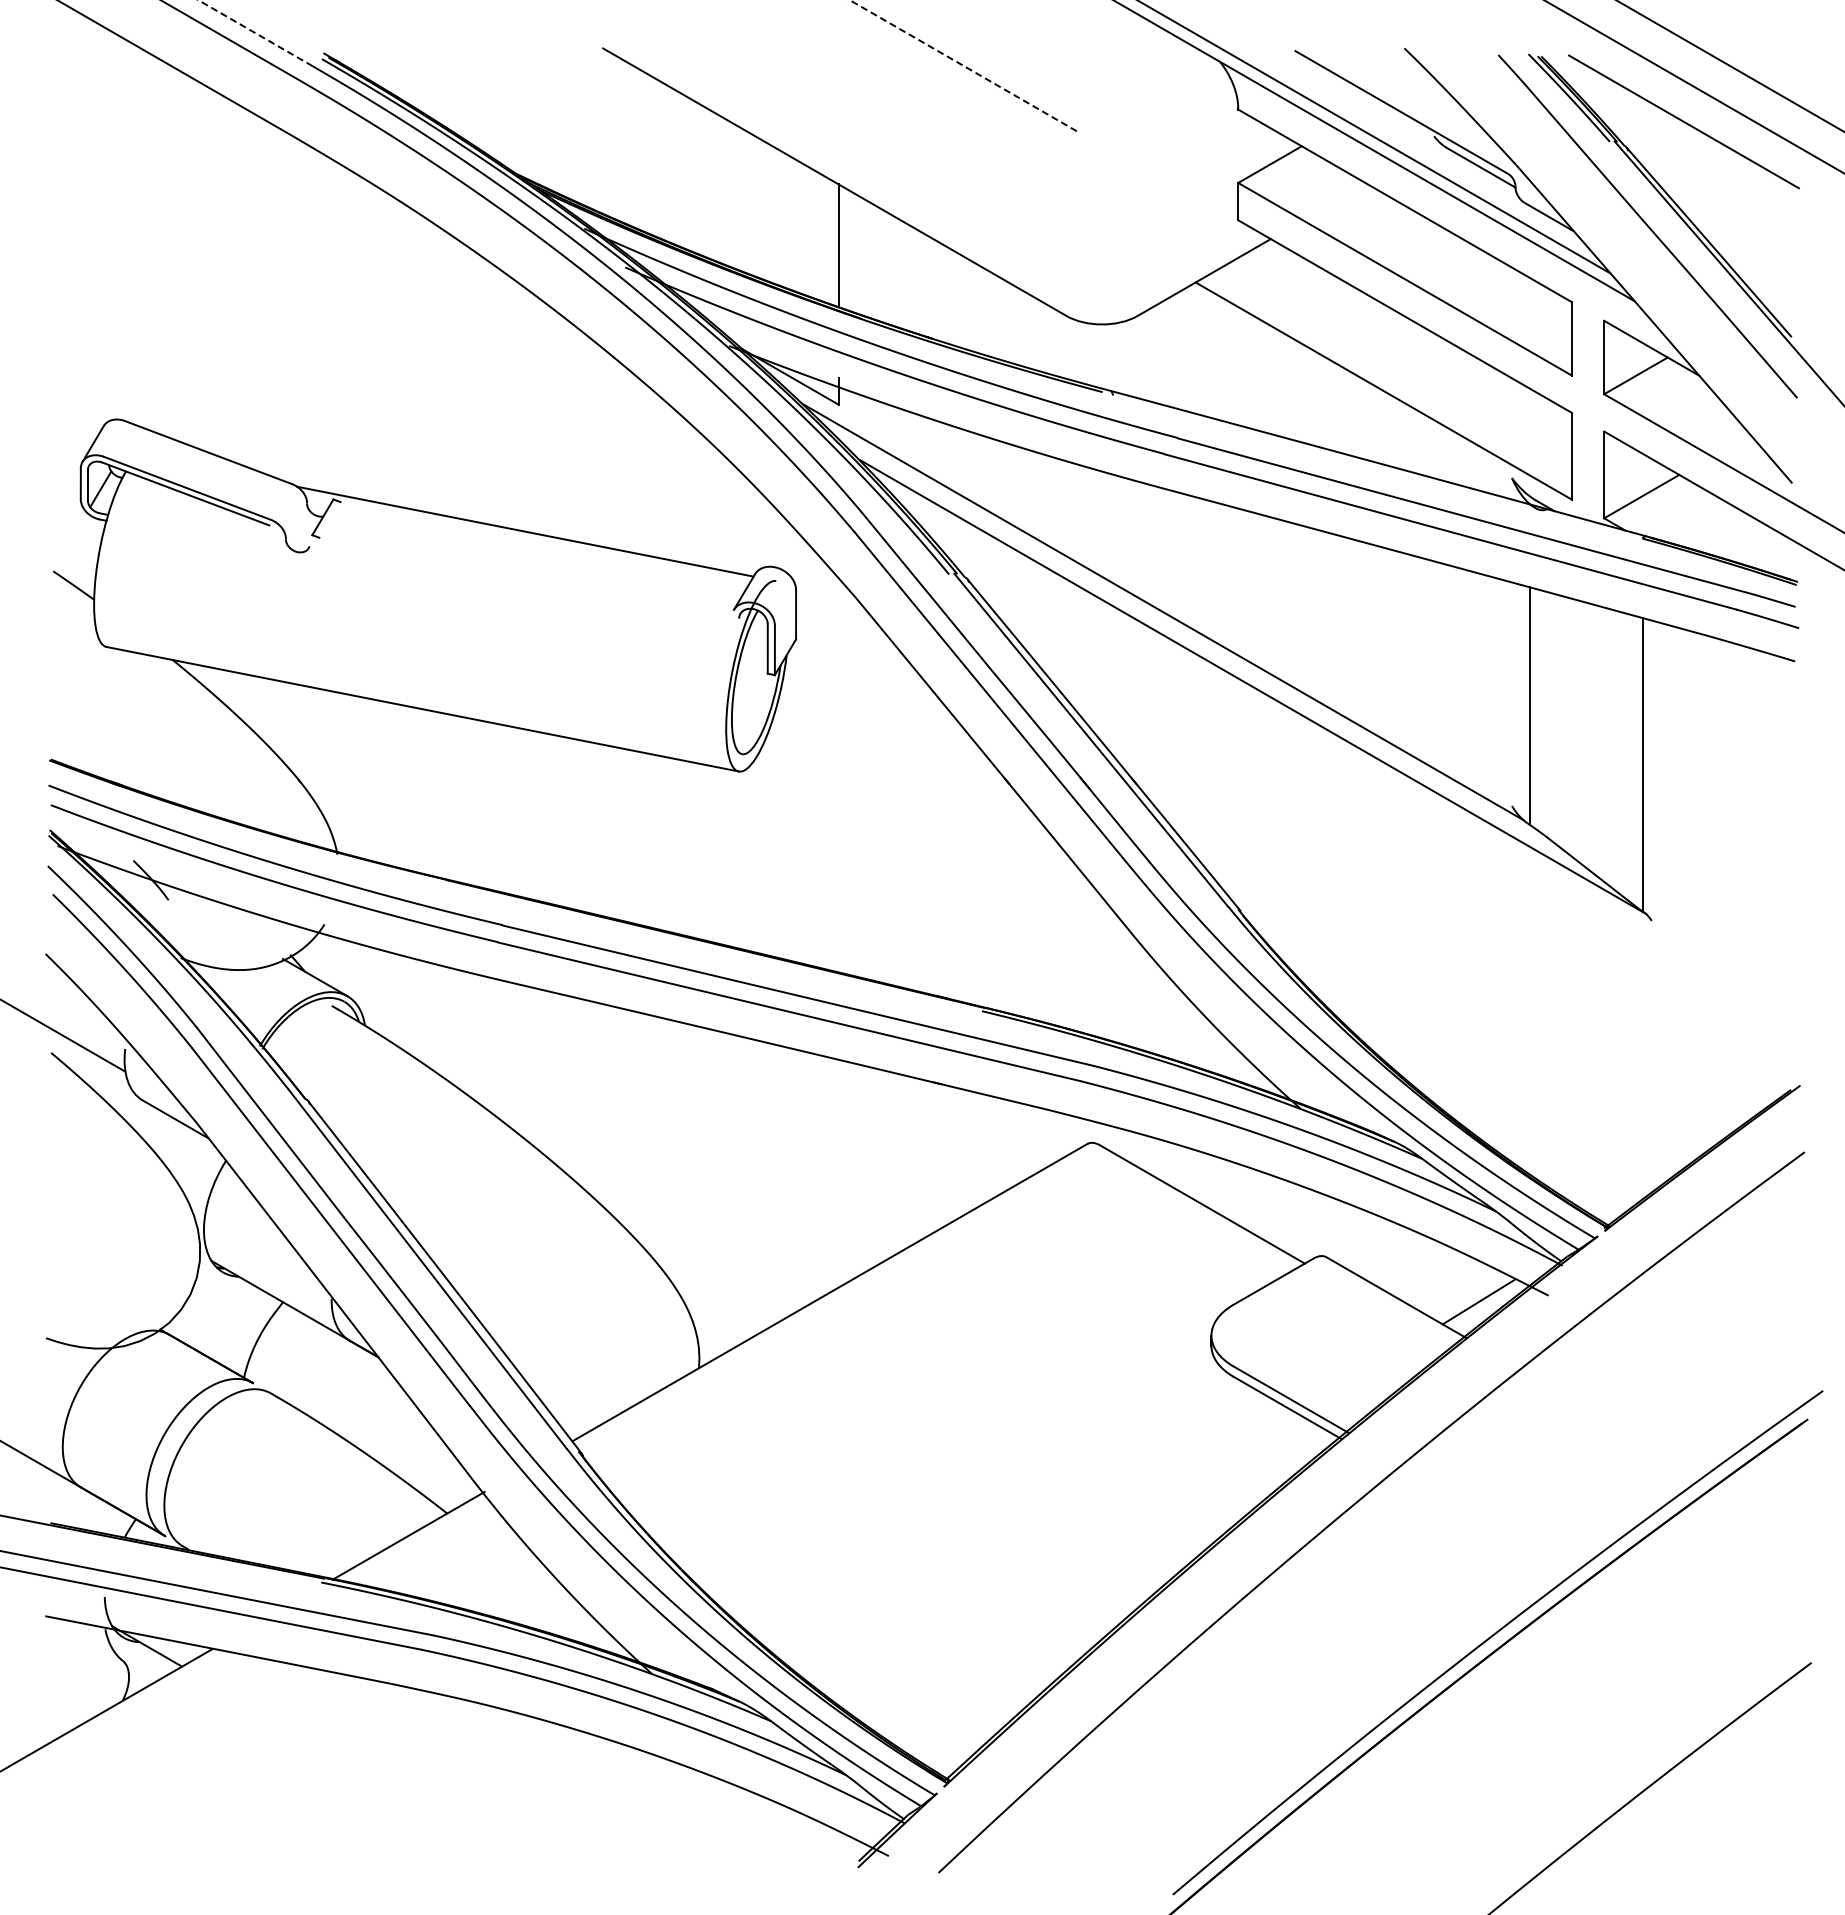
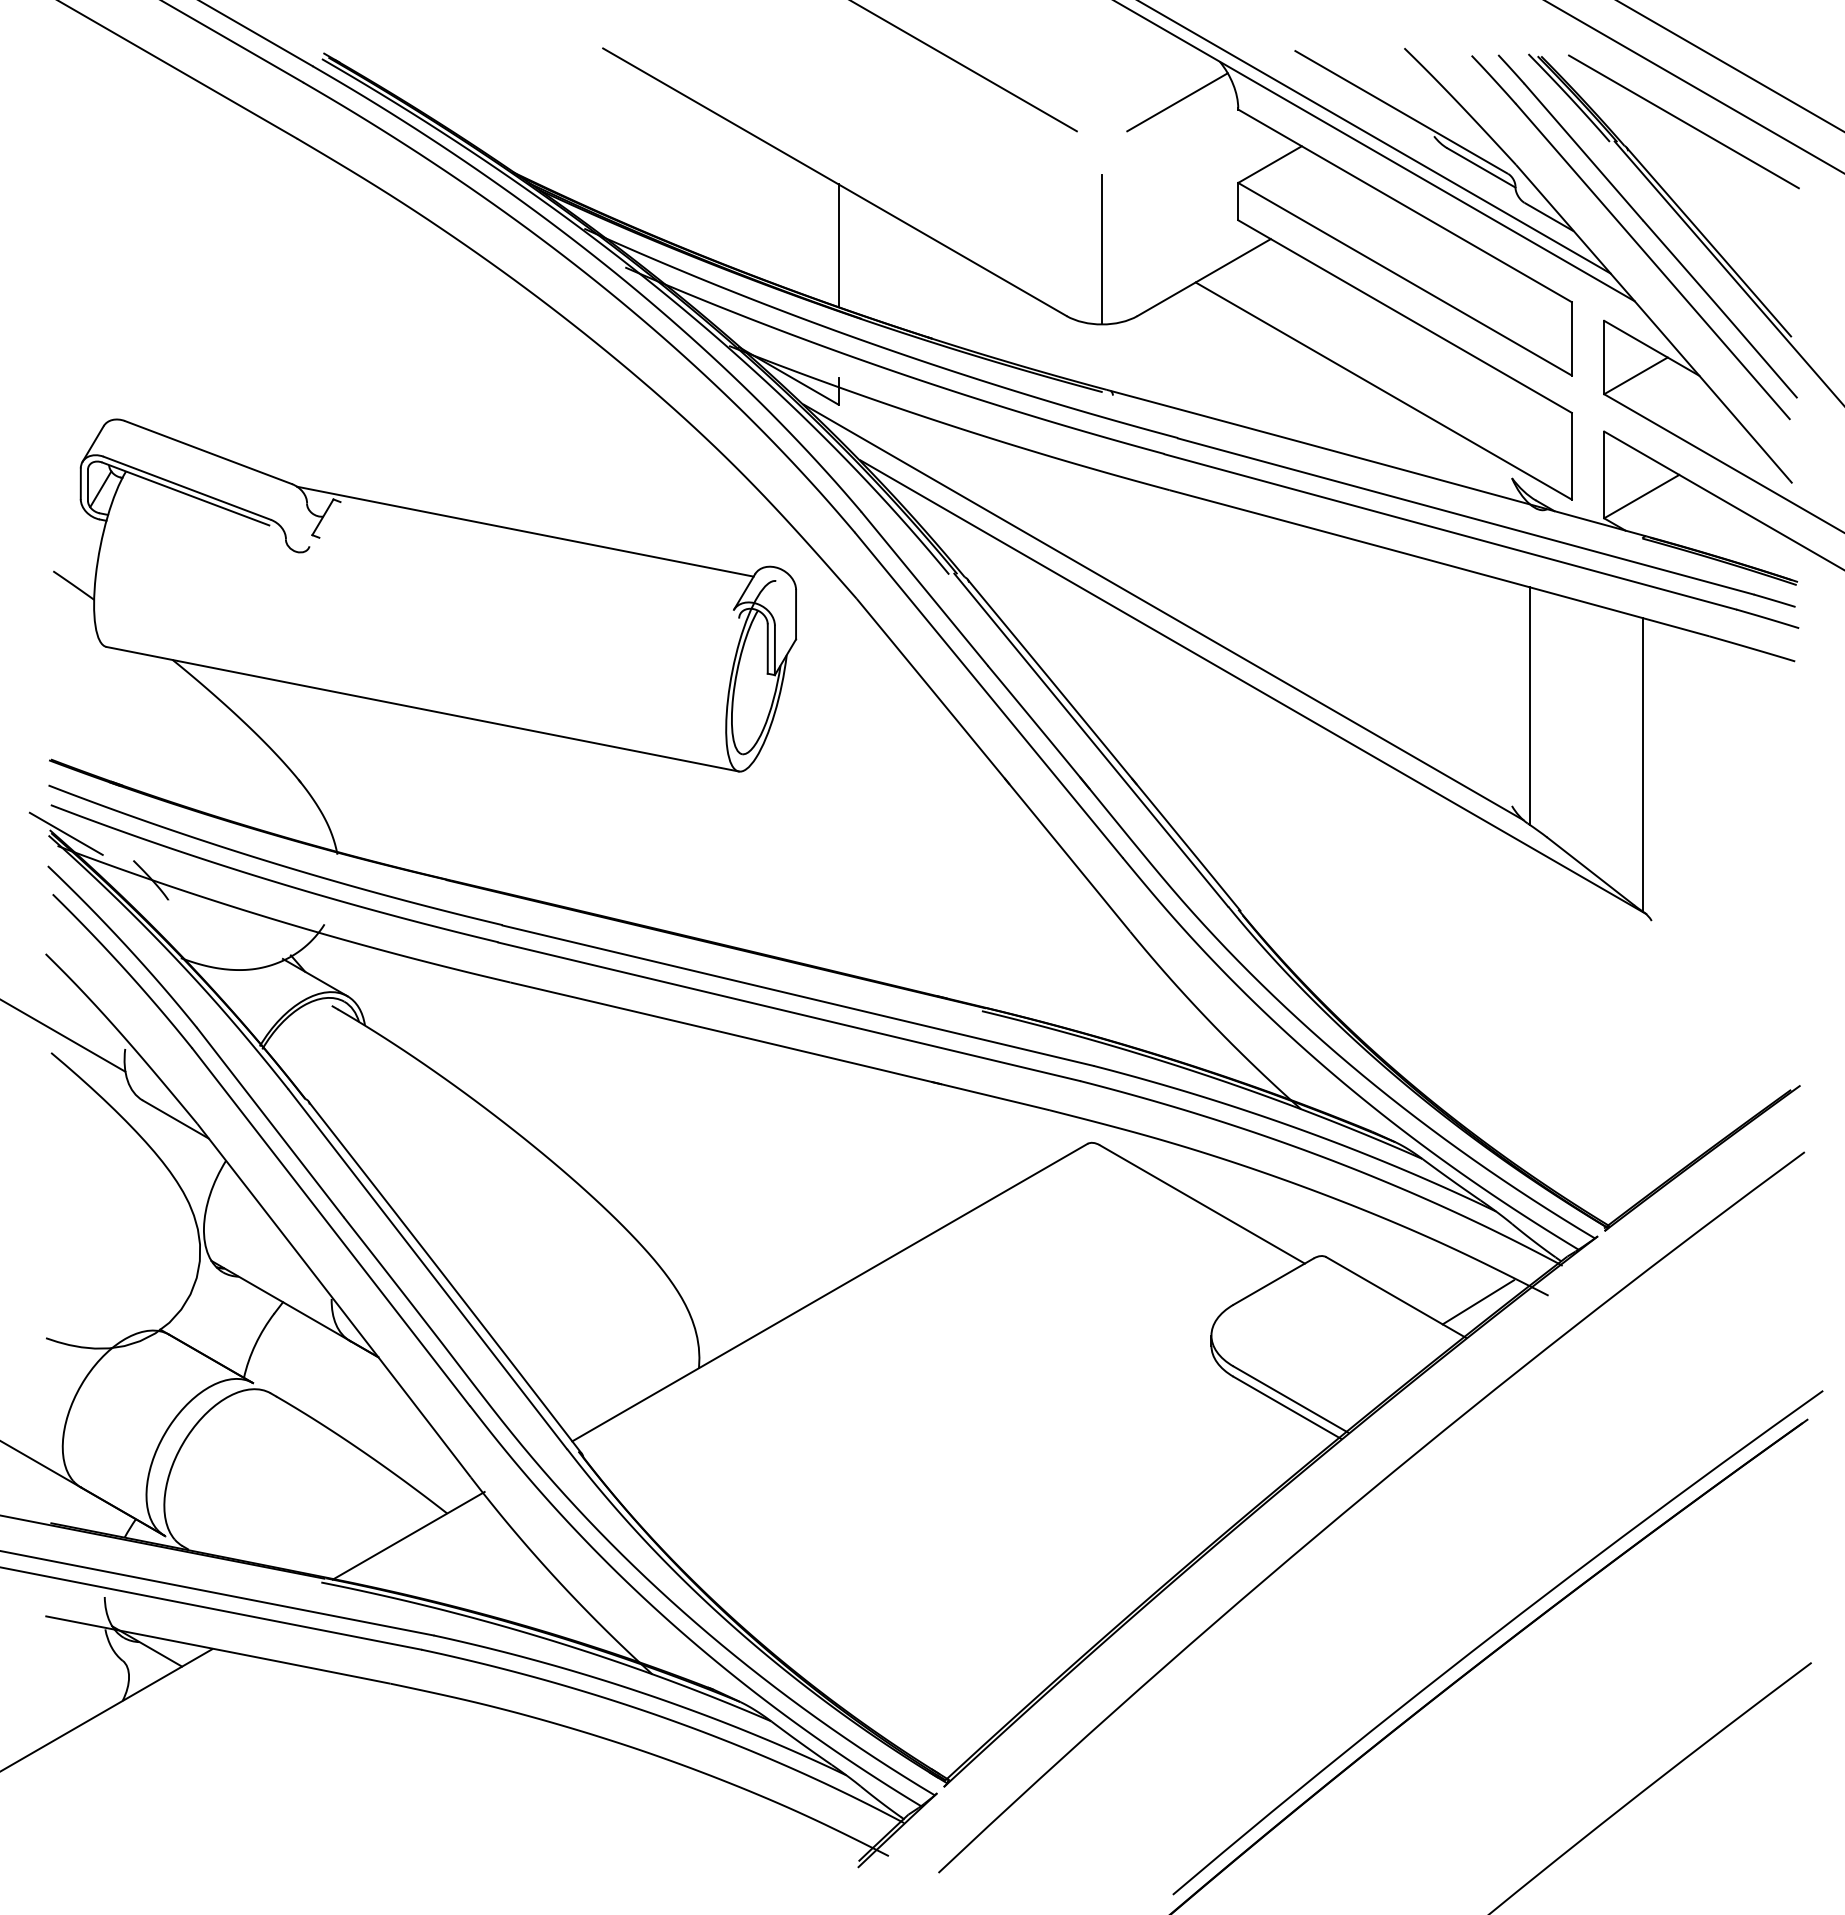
line: dashed -> solid (255, 33)
line: dashed -> solid (963, 65)
line: none -> present (1177, 102)
part: none -> present (1630, 237)
line: none -> present (1102, 249)
line: none -> present (65, 833)
